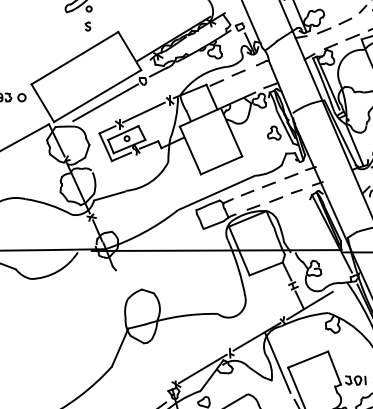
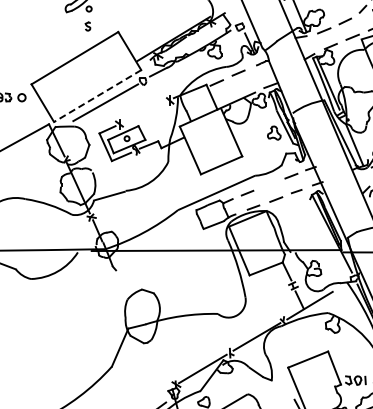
line: solid -> dashed (97, 96)
line: present -> none (143, 112)
line: present -> none (268, 184)
line: present -> none (277, 362)
